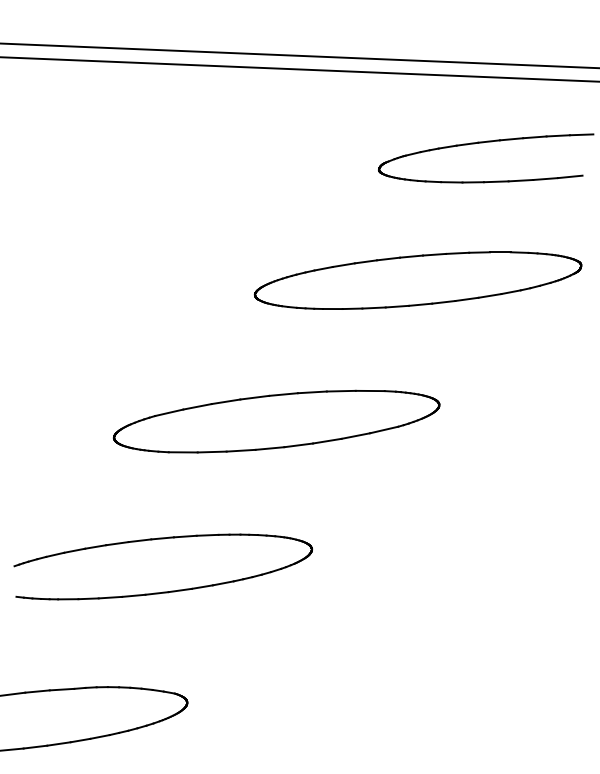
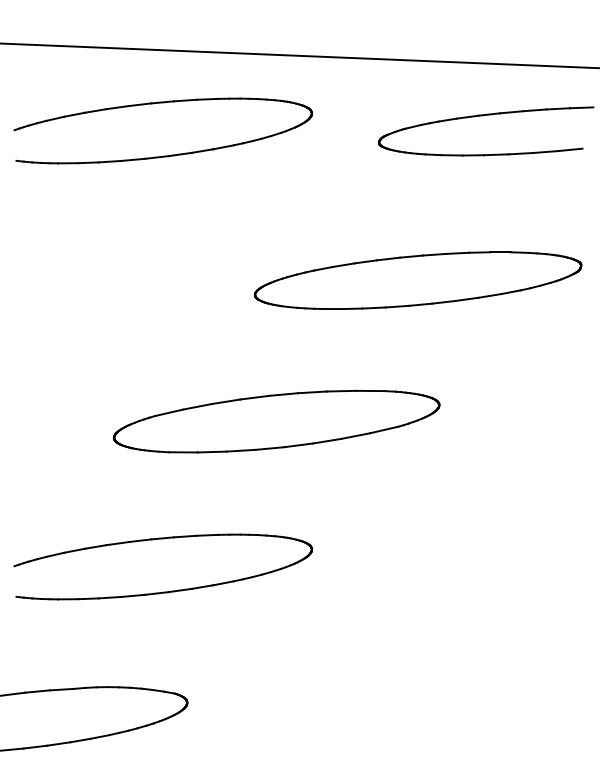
line: present -> none (299, 69)
part position: (483, 143) -> (483, 116) (483, 116)
part: none -> present (162, 155)
